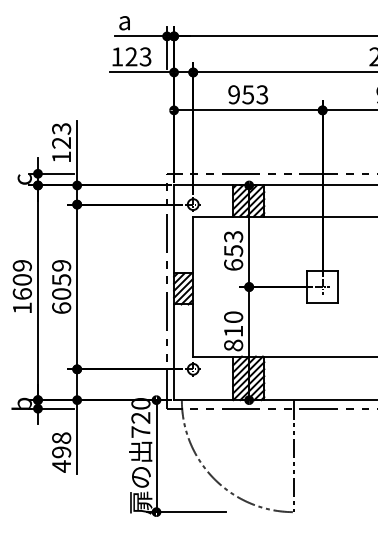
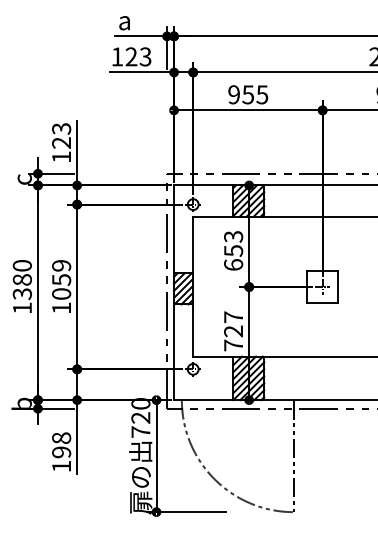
text: 953 -> 955 (262, 94)
text: 1609 -> 1380 (21, 280)
text: 6059 -> 1059 (61, 307)
text: 810 -> 727 (233, 331)
text: 498 -> 198 (61, 466)
